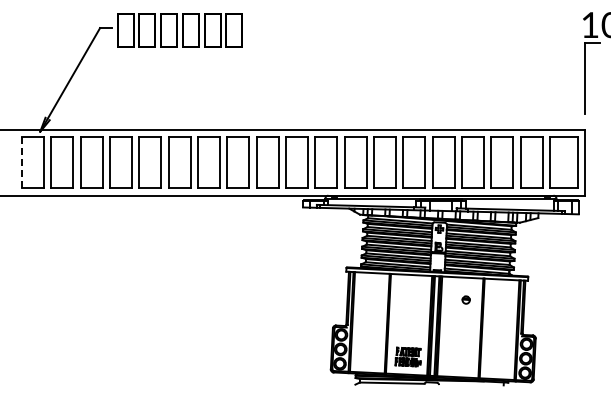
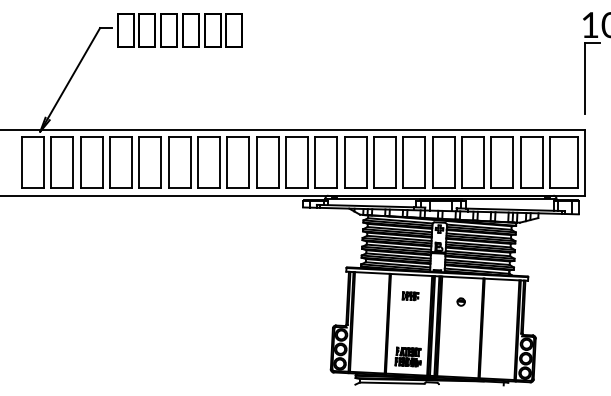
line: dashed -> solid (21, 162)
part: none -> present (410, 296)
part position: (465, 299) -> (460, 301) (460, 301)
